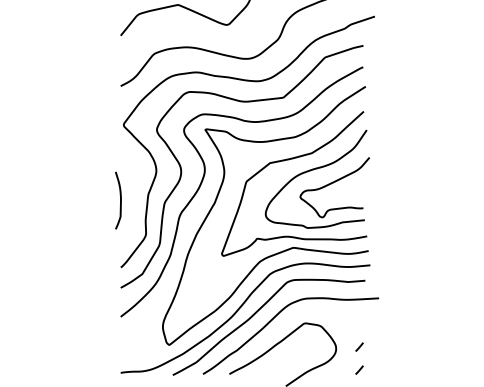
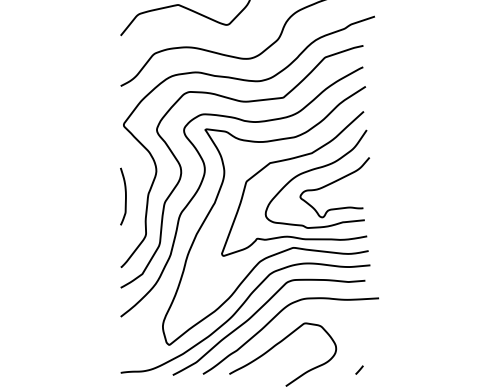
curve position: (120, 200) -> (125, 196) (125, 196)
curve: present -> none (359, 346)
